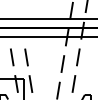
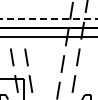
line: solid -> dashed (49, 19)
